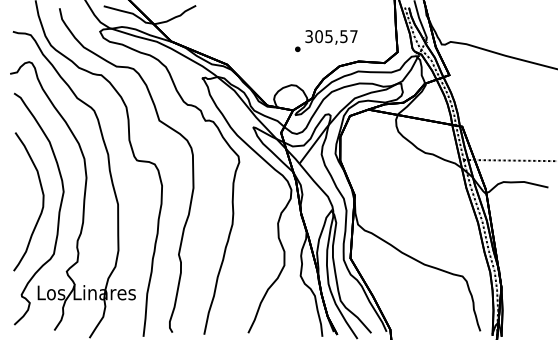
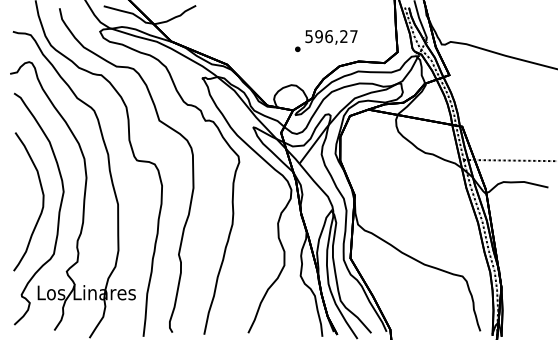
text: 305,57 -> 596,27 (326, 36)
